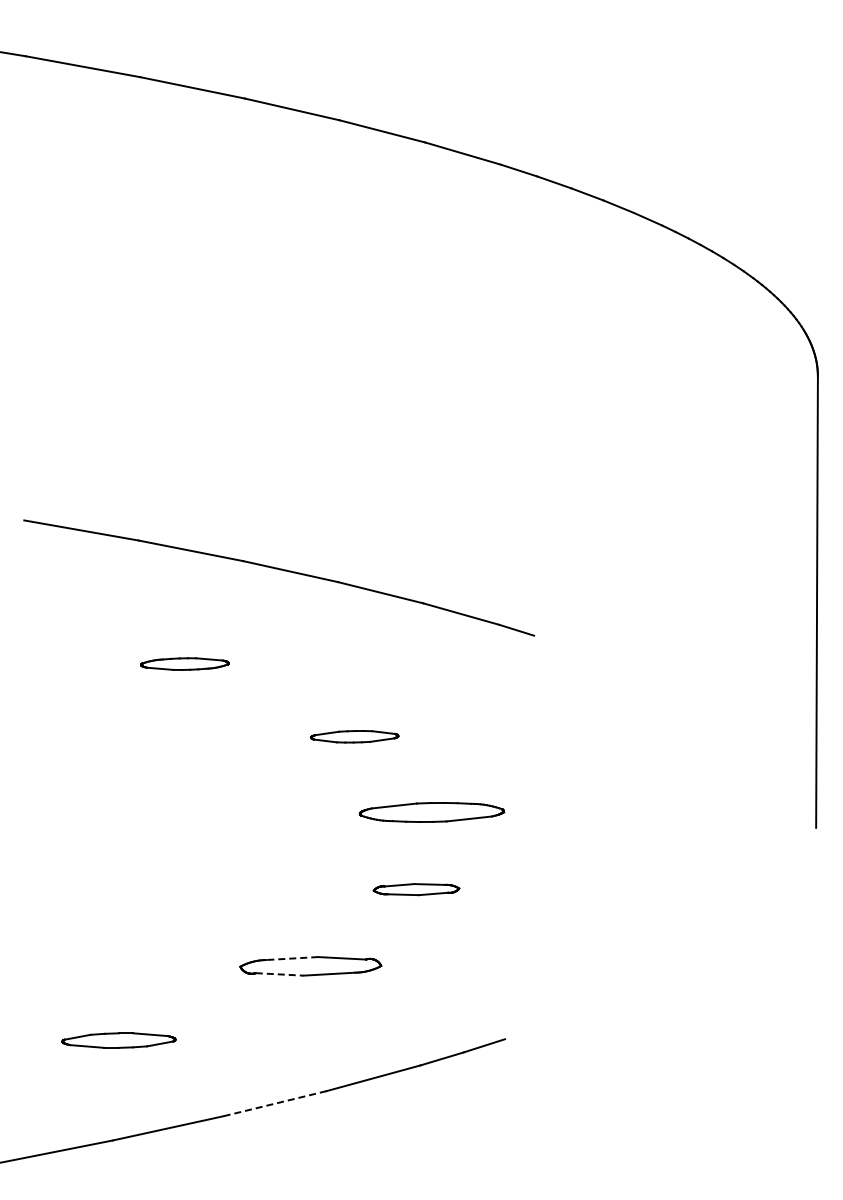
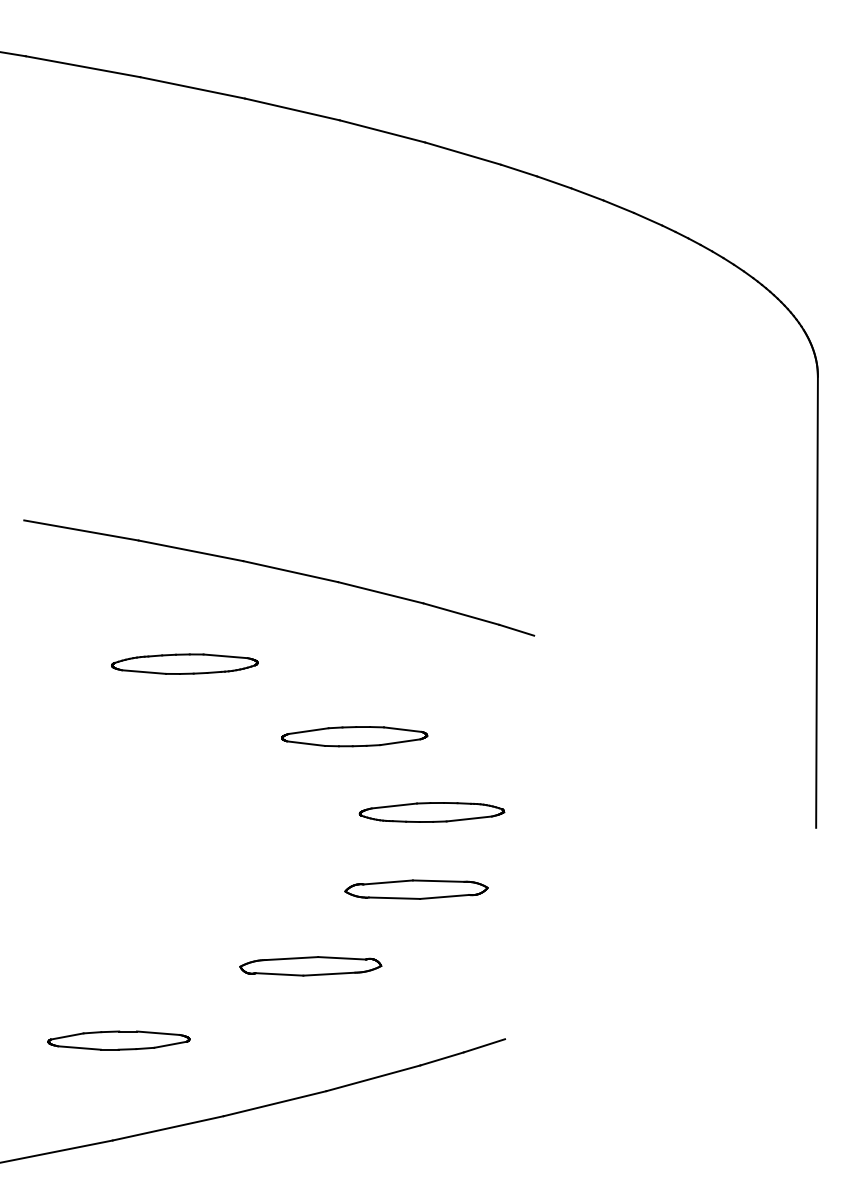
part size: 90x14 px -> 148x22 px (184, 663)
part size: 90x14 px -> 148x22 px (354, 736)
part size: 89x14 px -> 145x21 px (416, 889)
line: dashed -> solid (291, 958)
line: dashed -> solid (279, 974)
part size: 116x17 px -> 144x21 px (118, 1040)
line: dashed -> solid (275, 1103)
